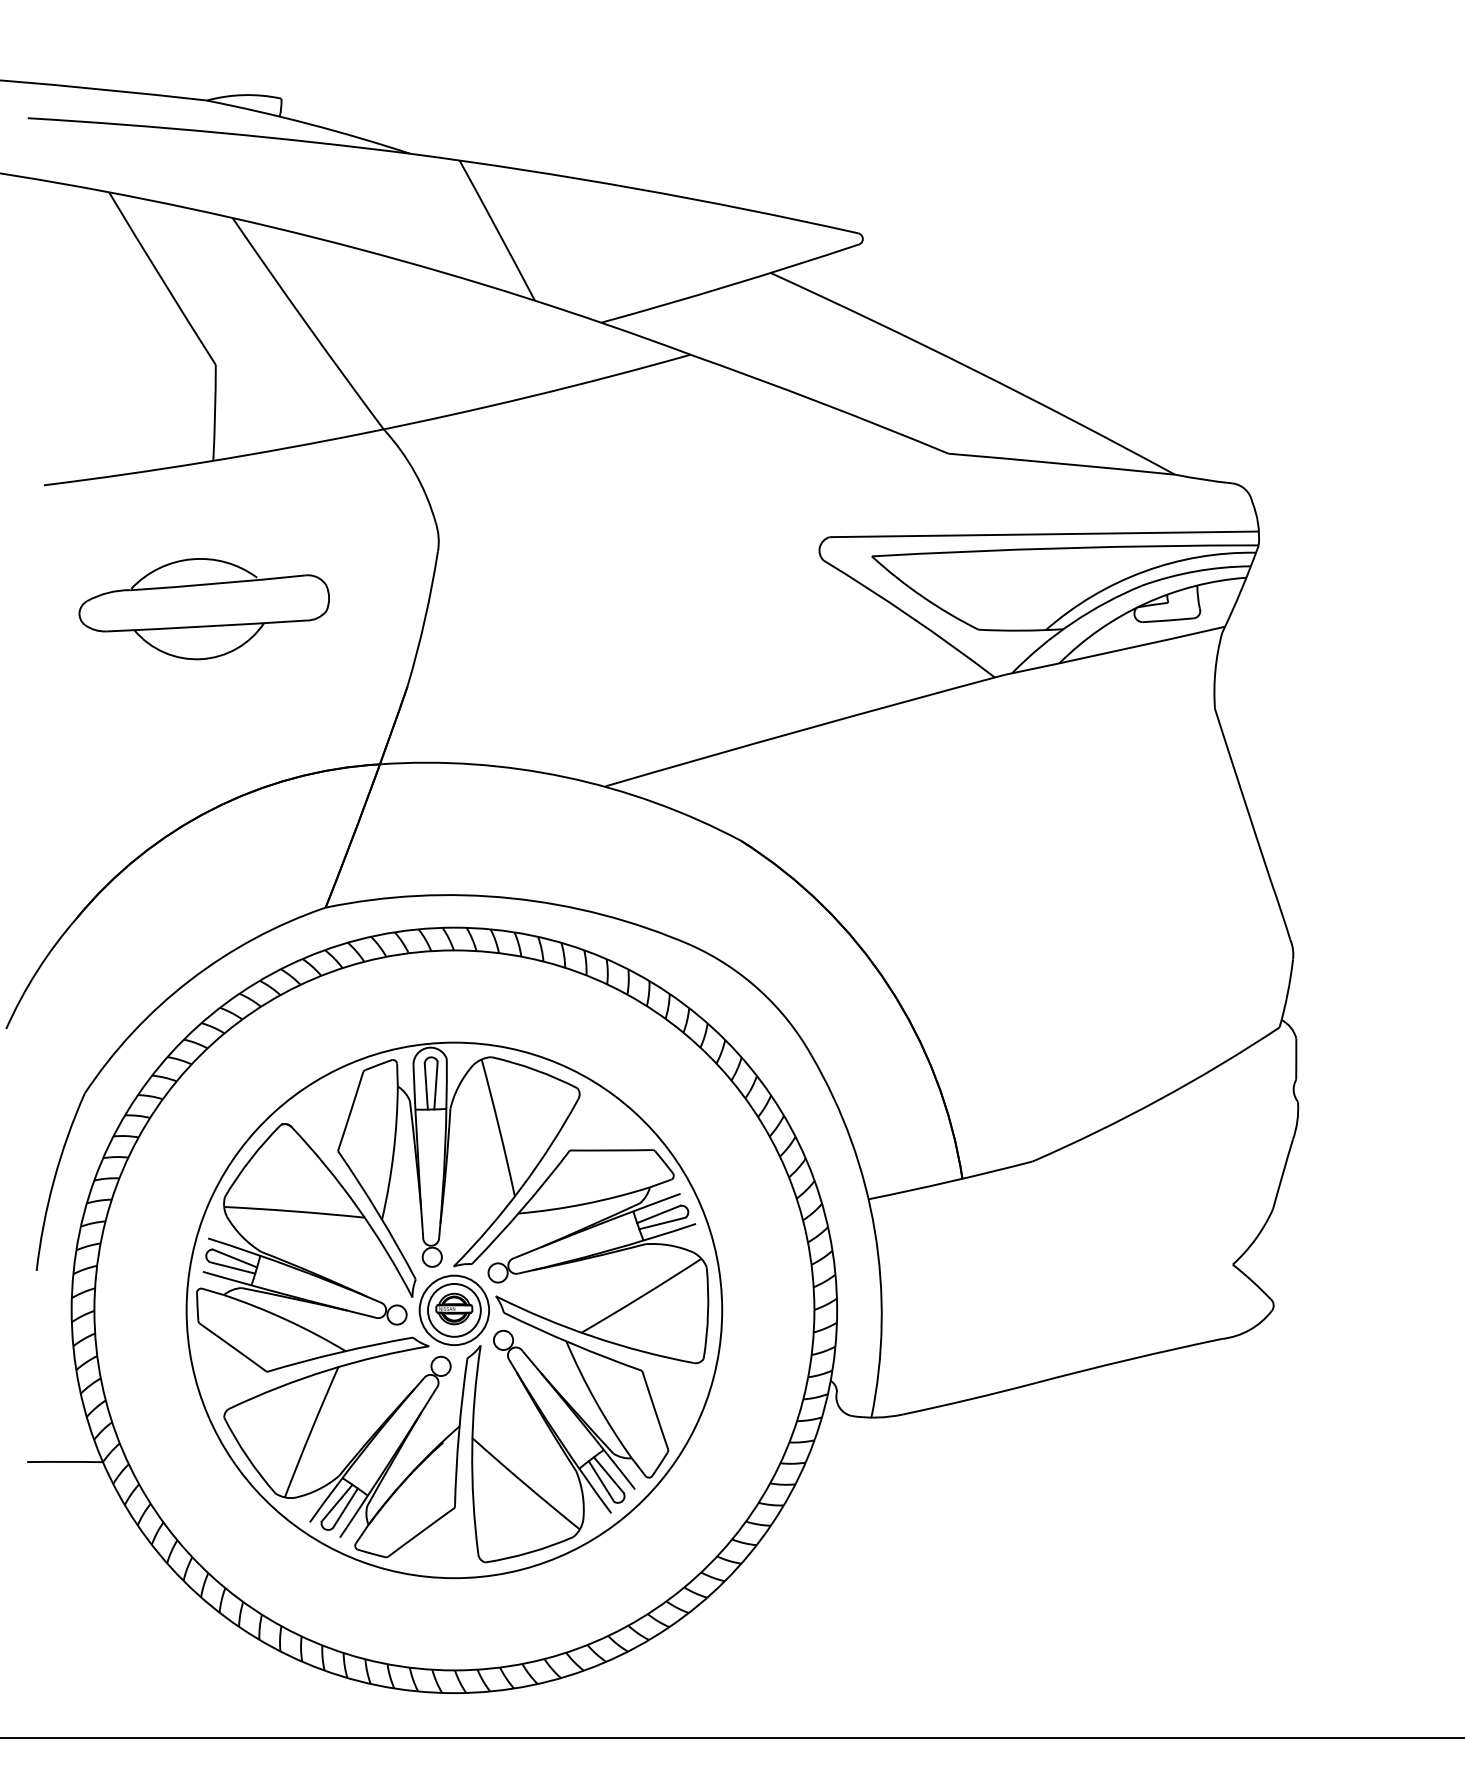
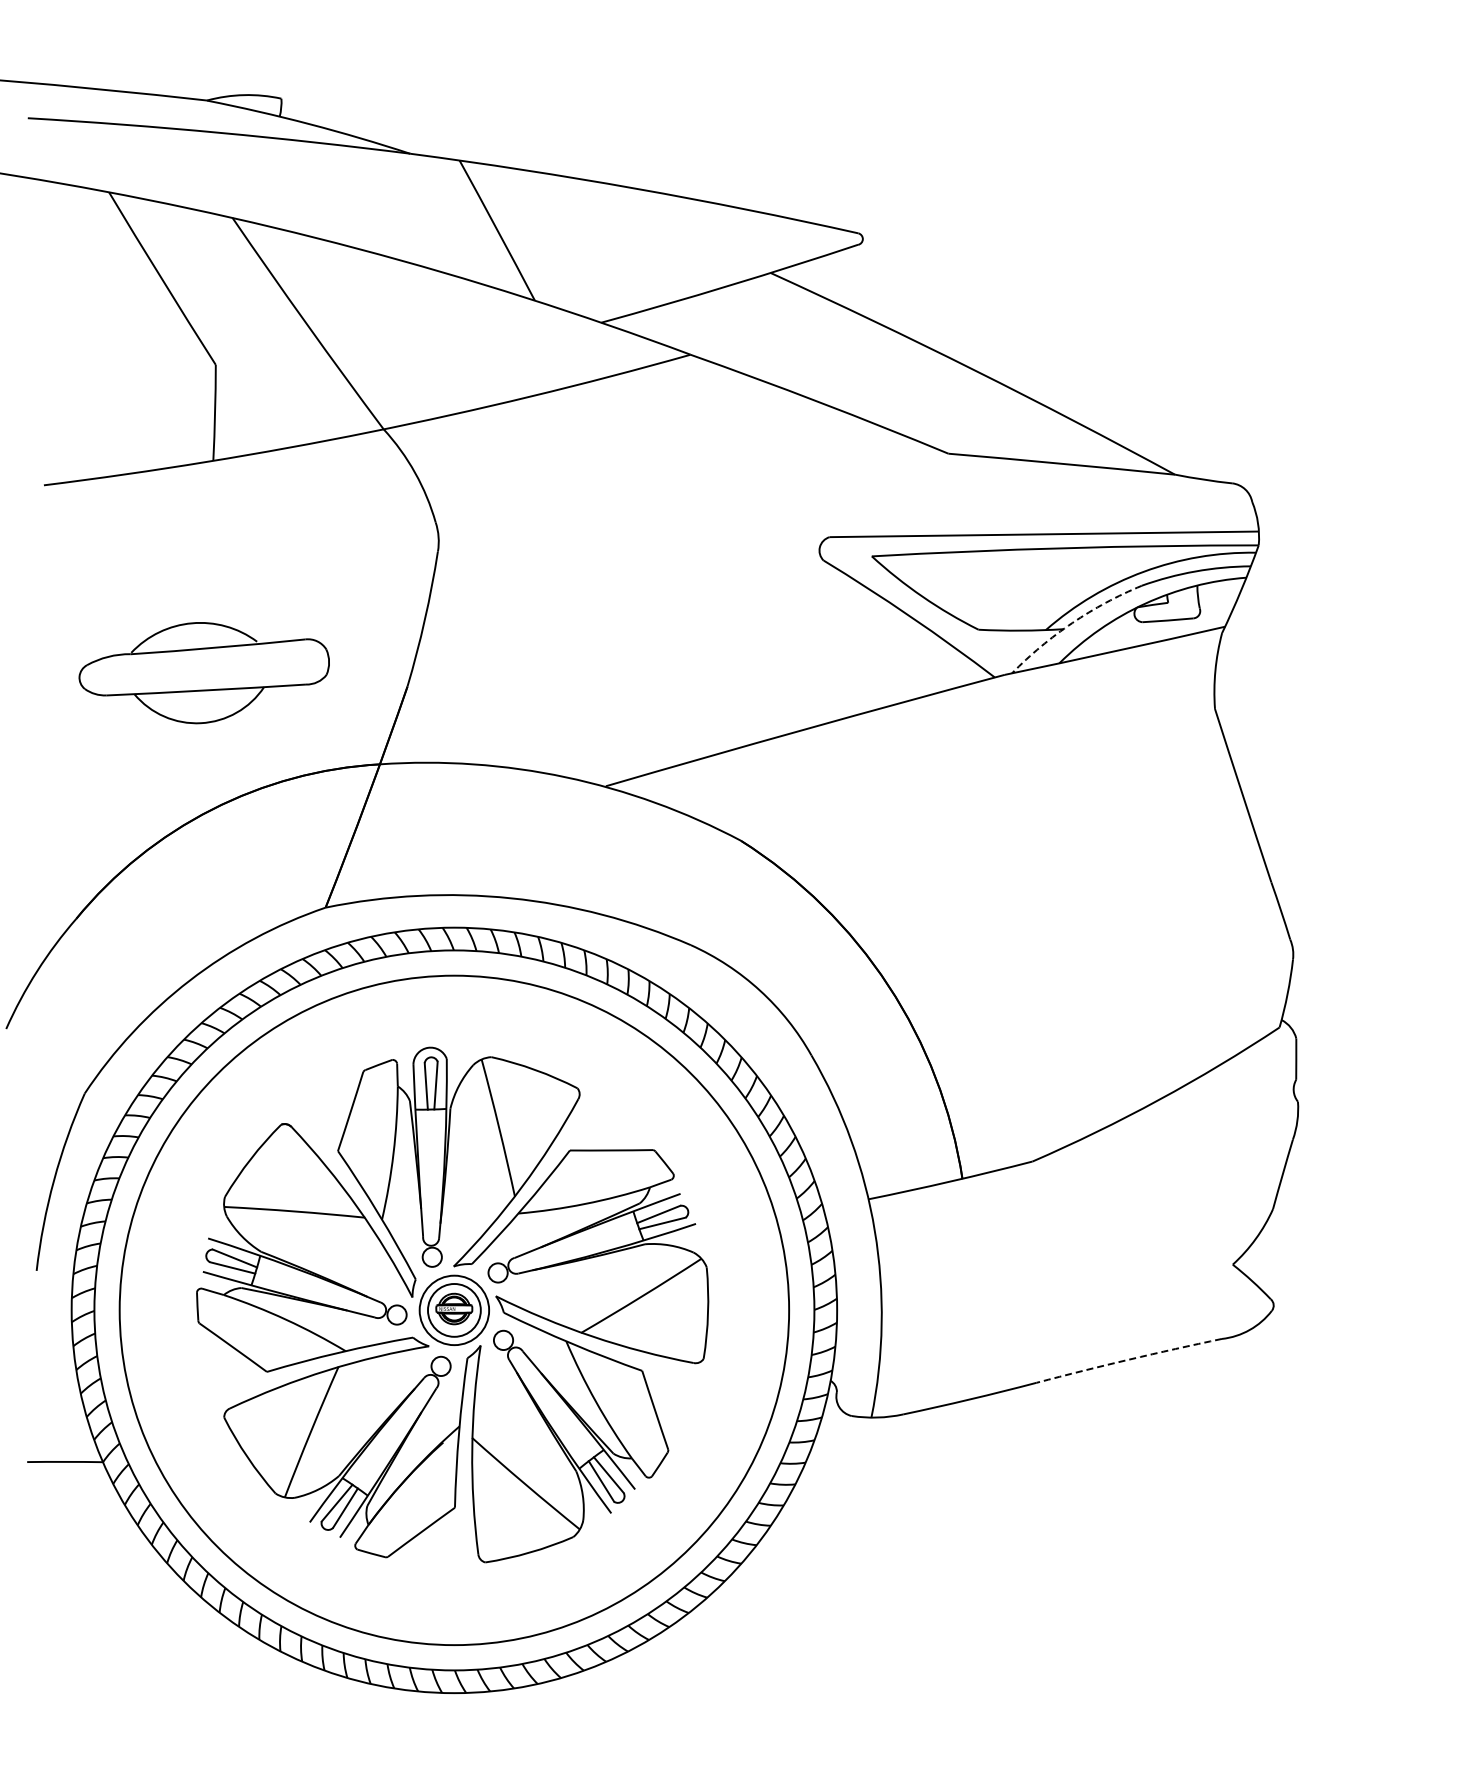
part position: (203, 609) -> (203, 673) (203, 673)
arc: solid -> dashed (1072, 623)
circle diameter: 536 px -> 669 px (454, 1310)
arc: solid -> dashed (1129, 1359)
line: present -> none (731, 1738)
